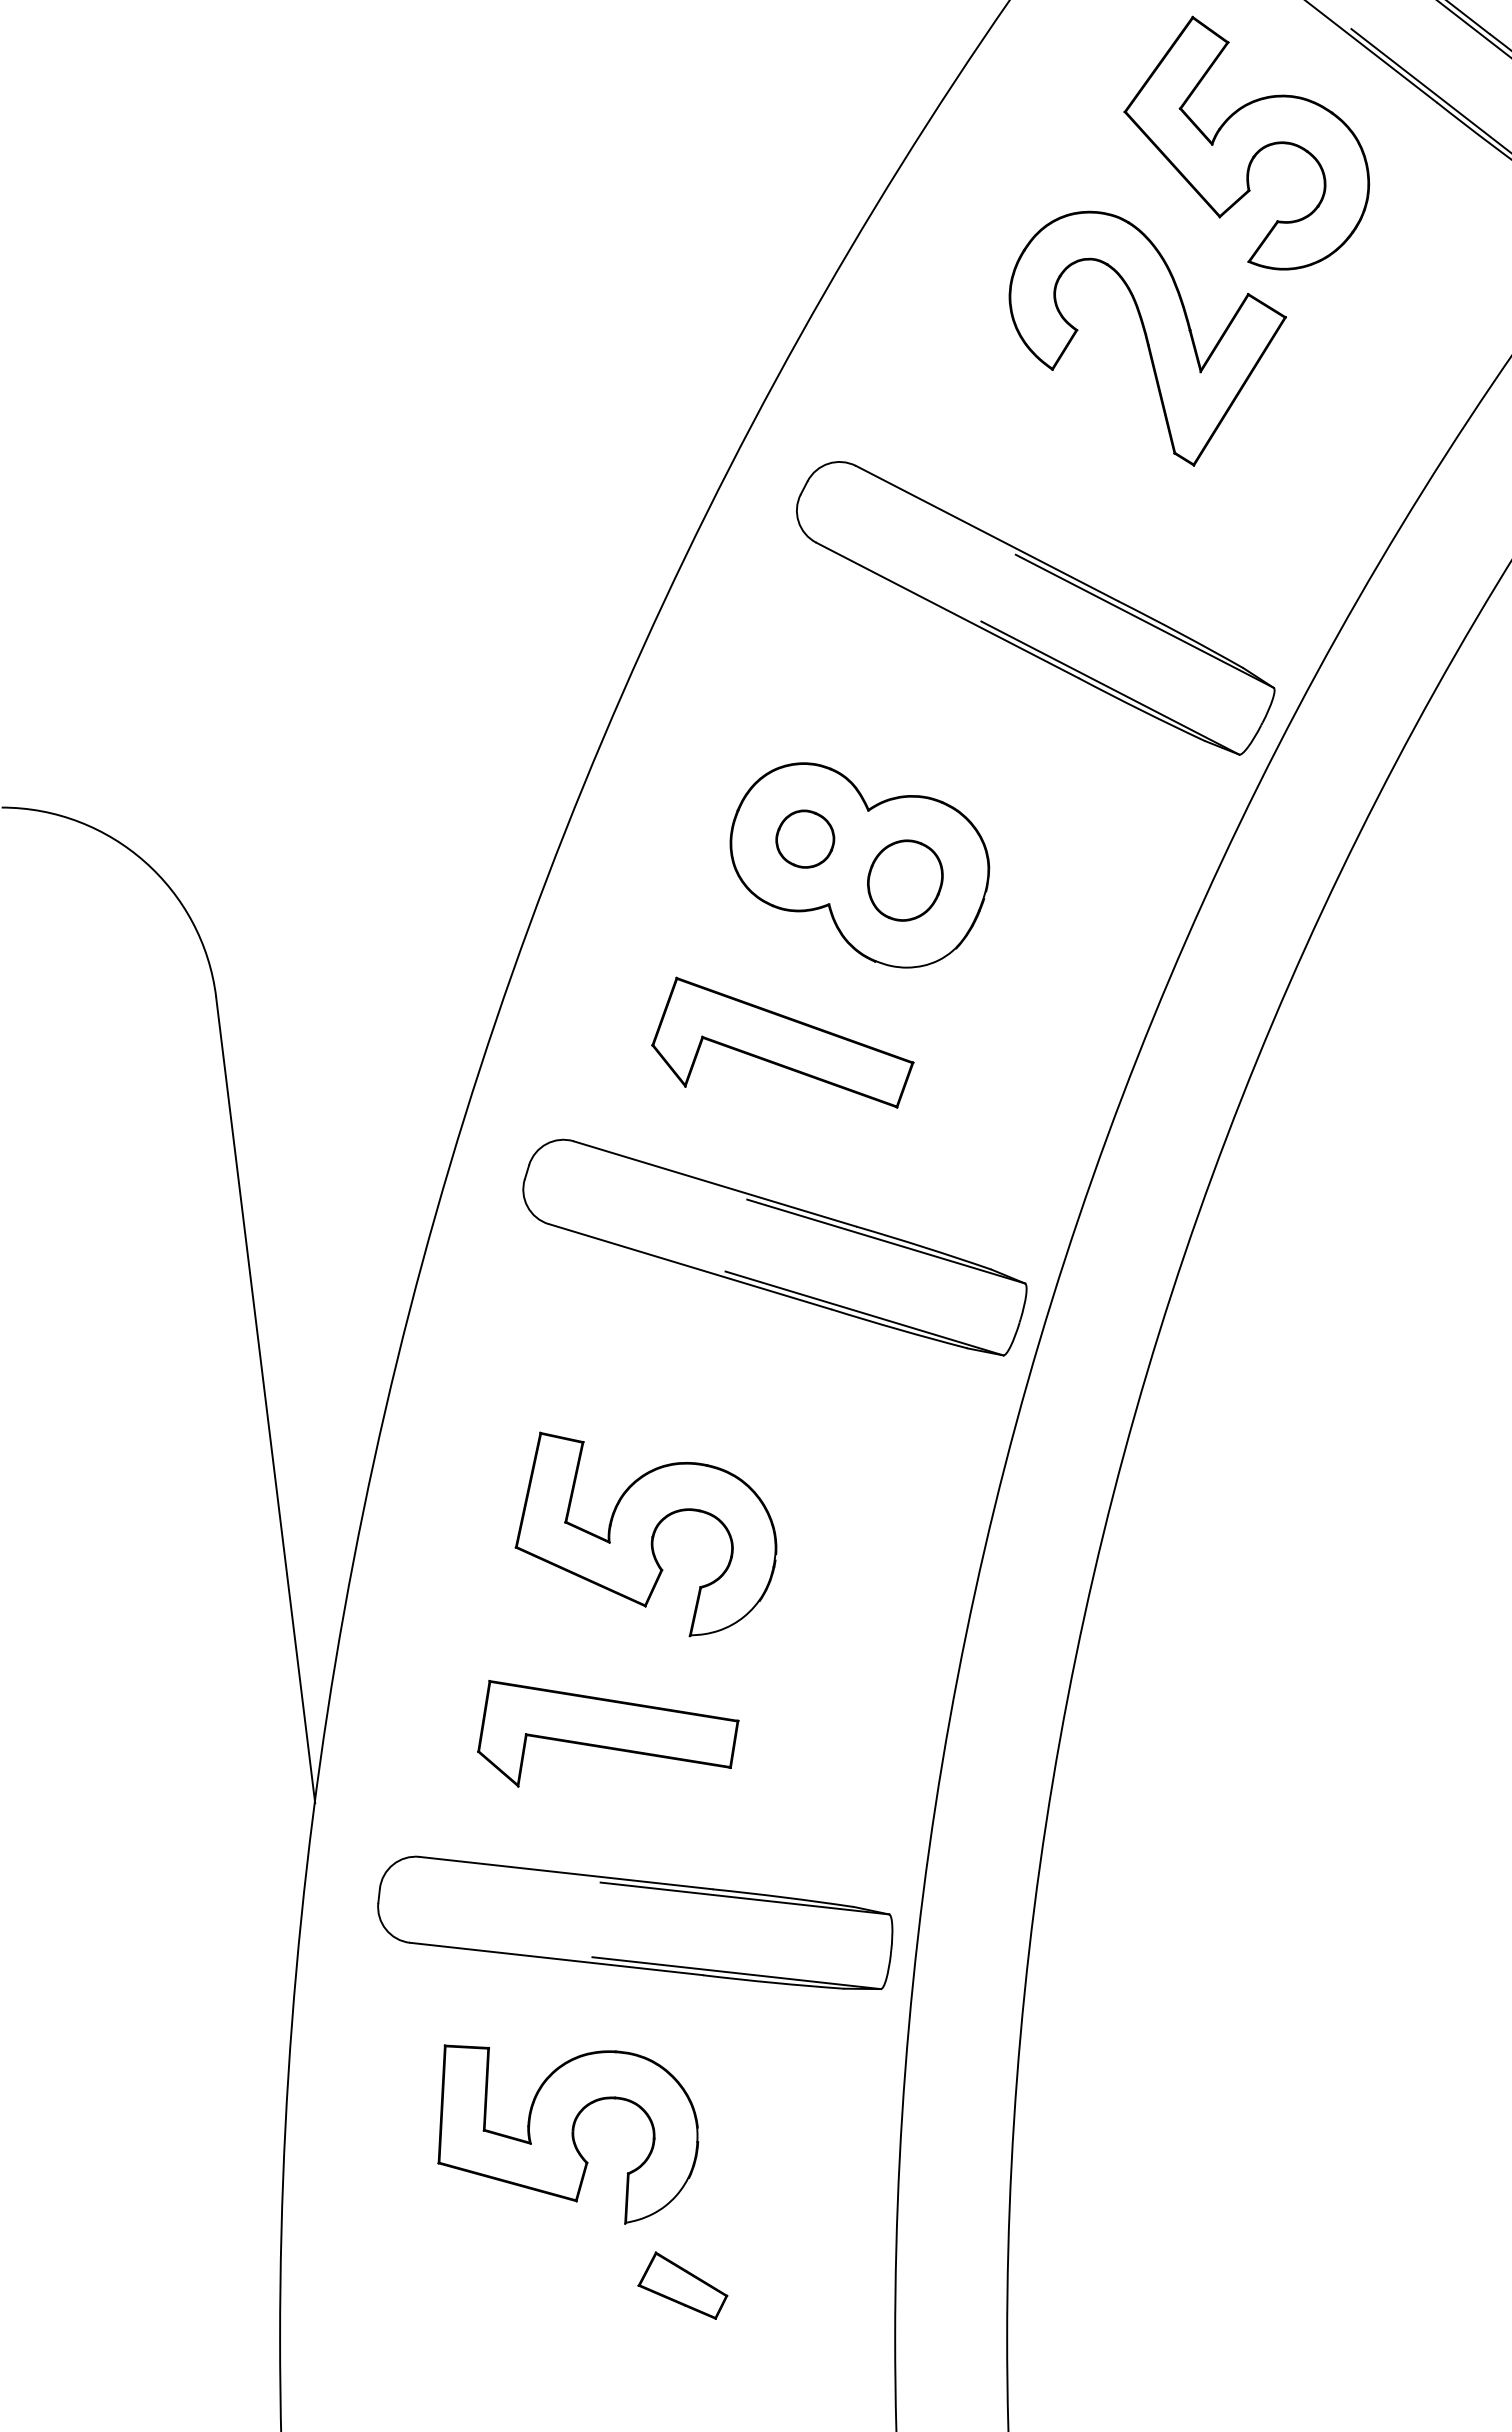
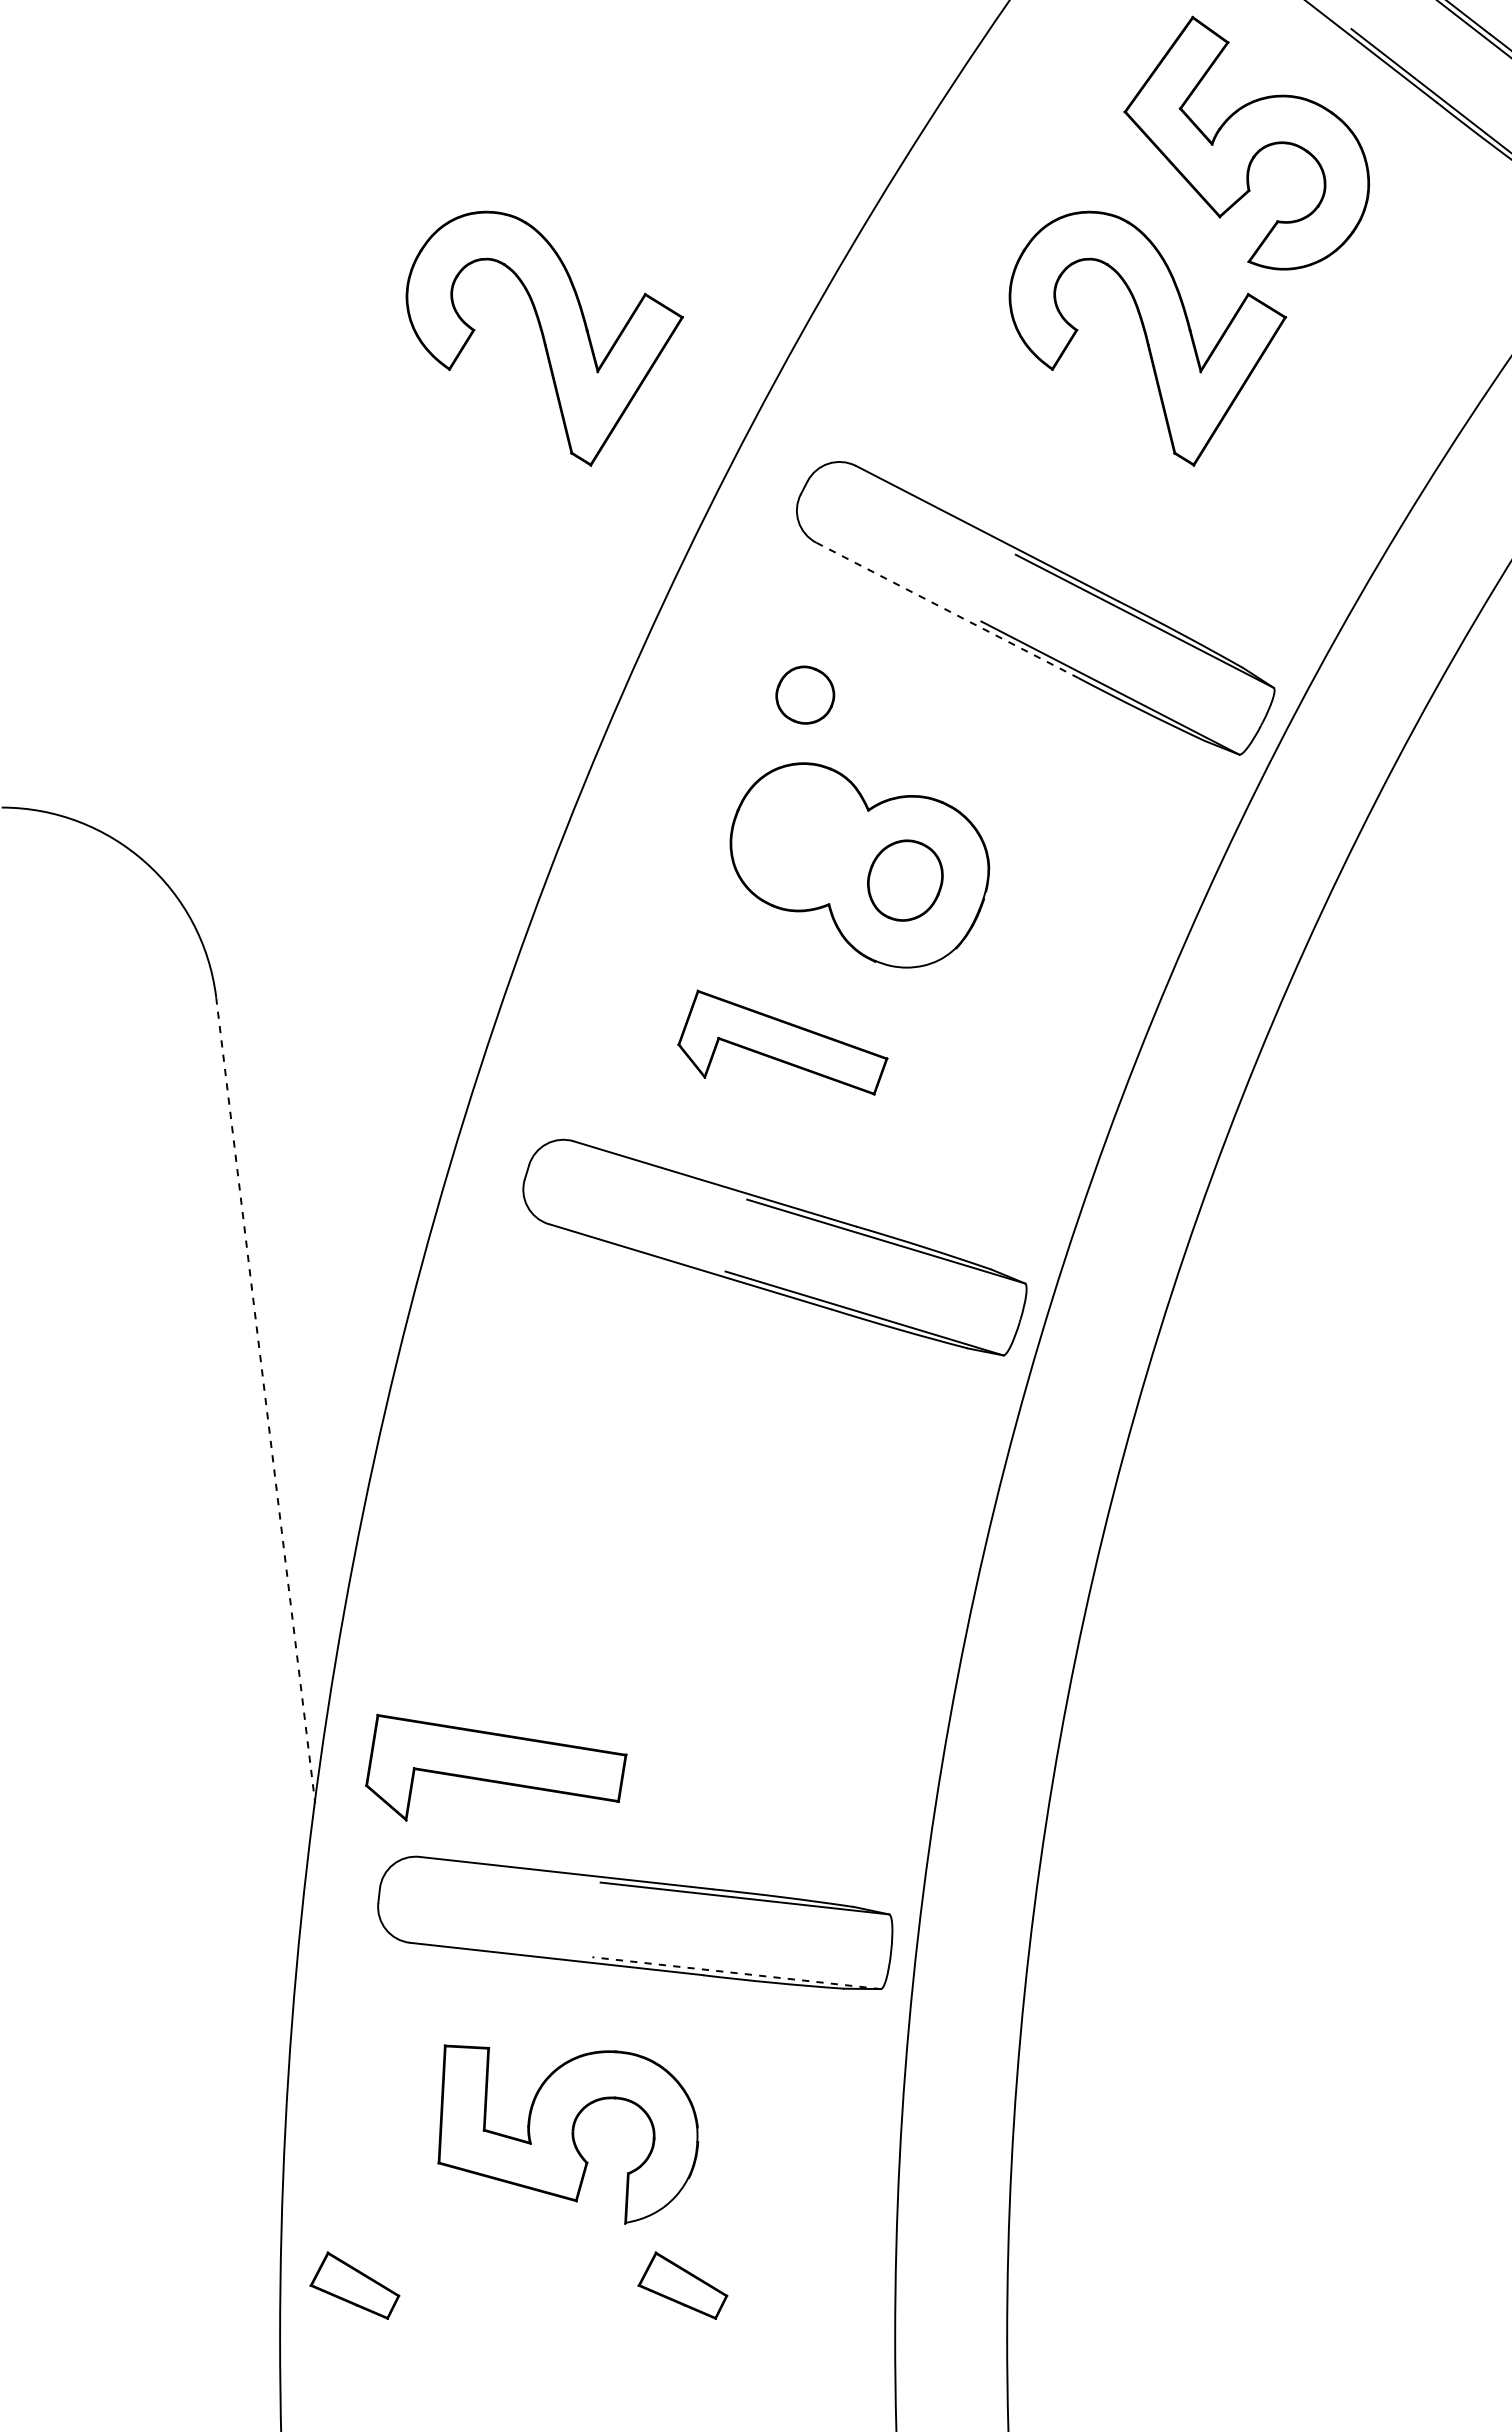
part: none -> present (544, 338)
line: solid -> dashed (947, 610)
part position: (805, 838) -> (805, 694) (805, 694)
part size: 264x133 px -> 212x107 px (782, 1042)
line: solid -> dashed (265, 1400)
part: present -> none (645, 1534)
part position: (608, 1733) -> (496, 1767) (496, 1767)
line: solid -> dashed (736, 1973)
part: none -> present (354, 2285)
